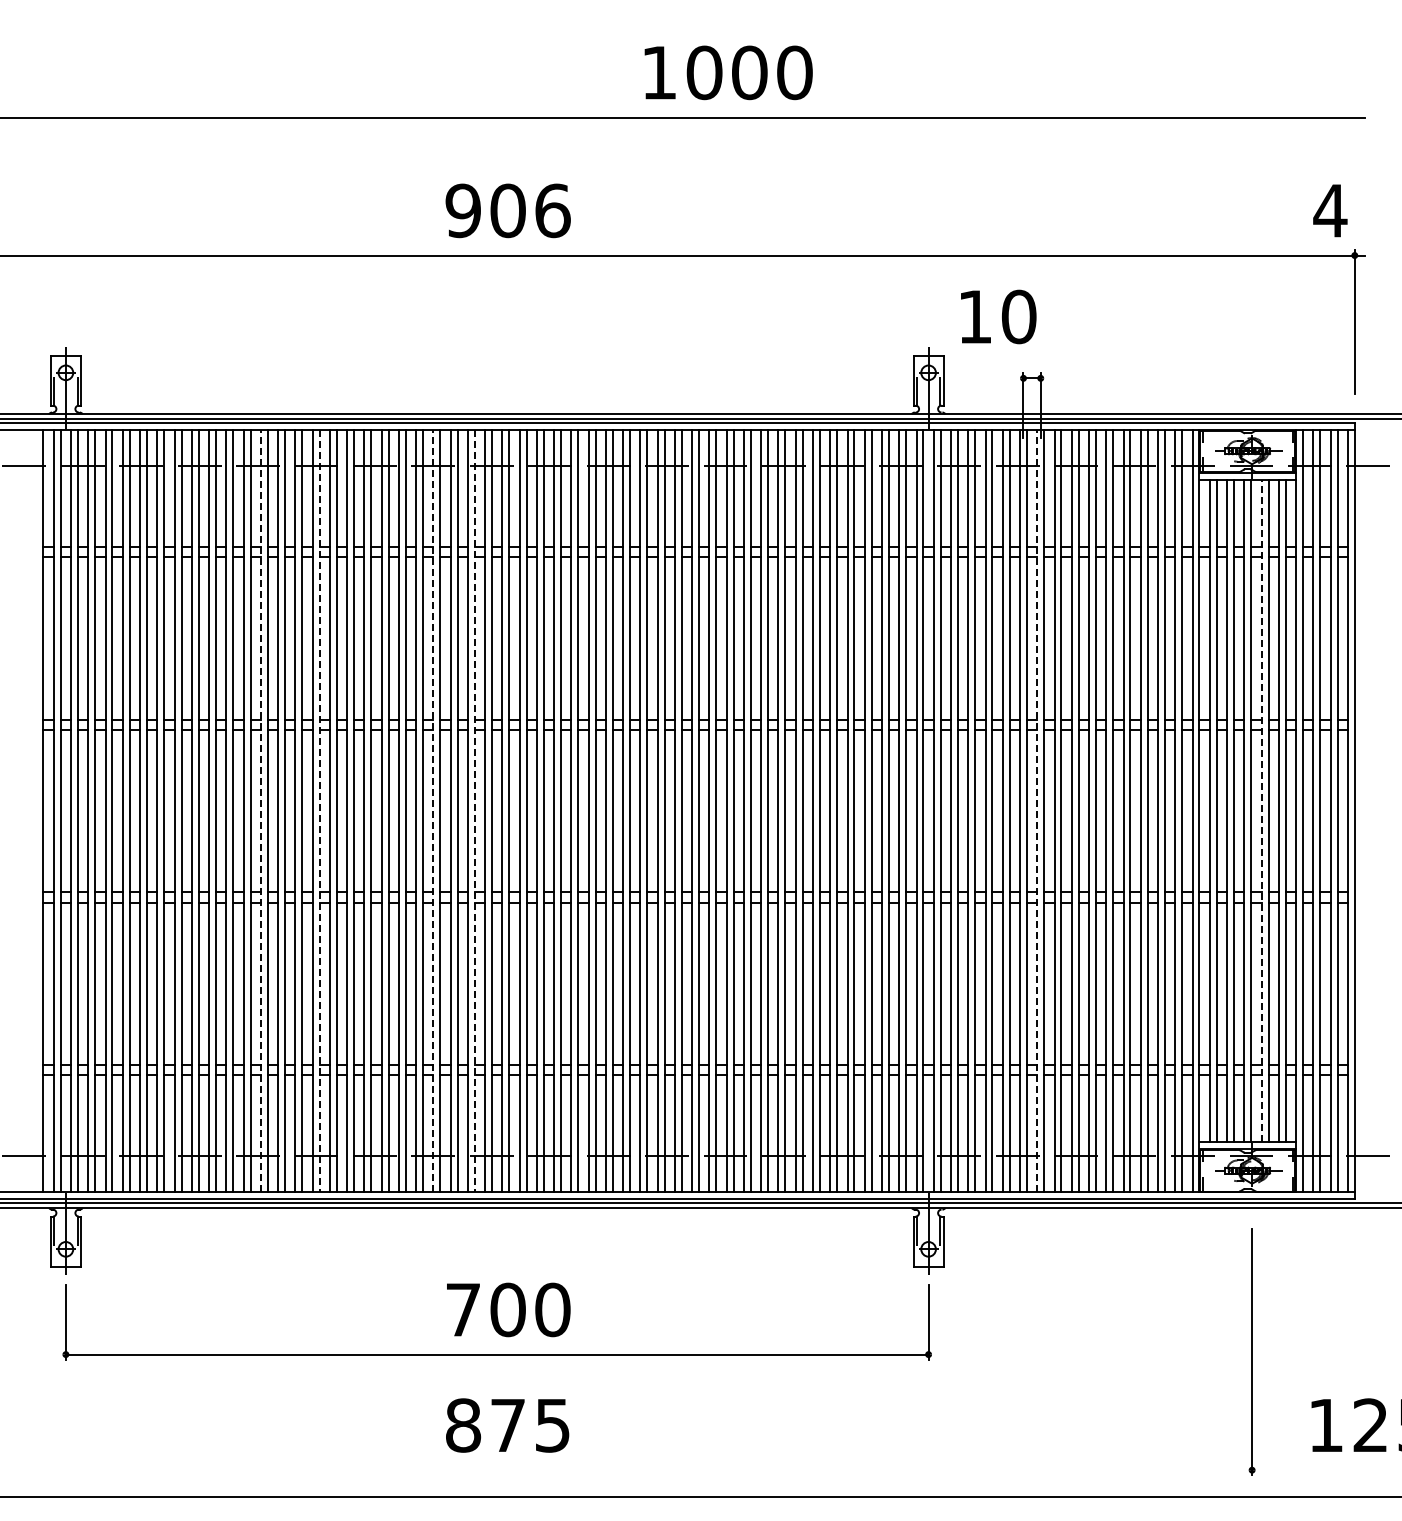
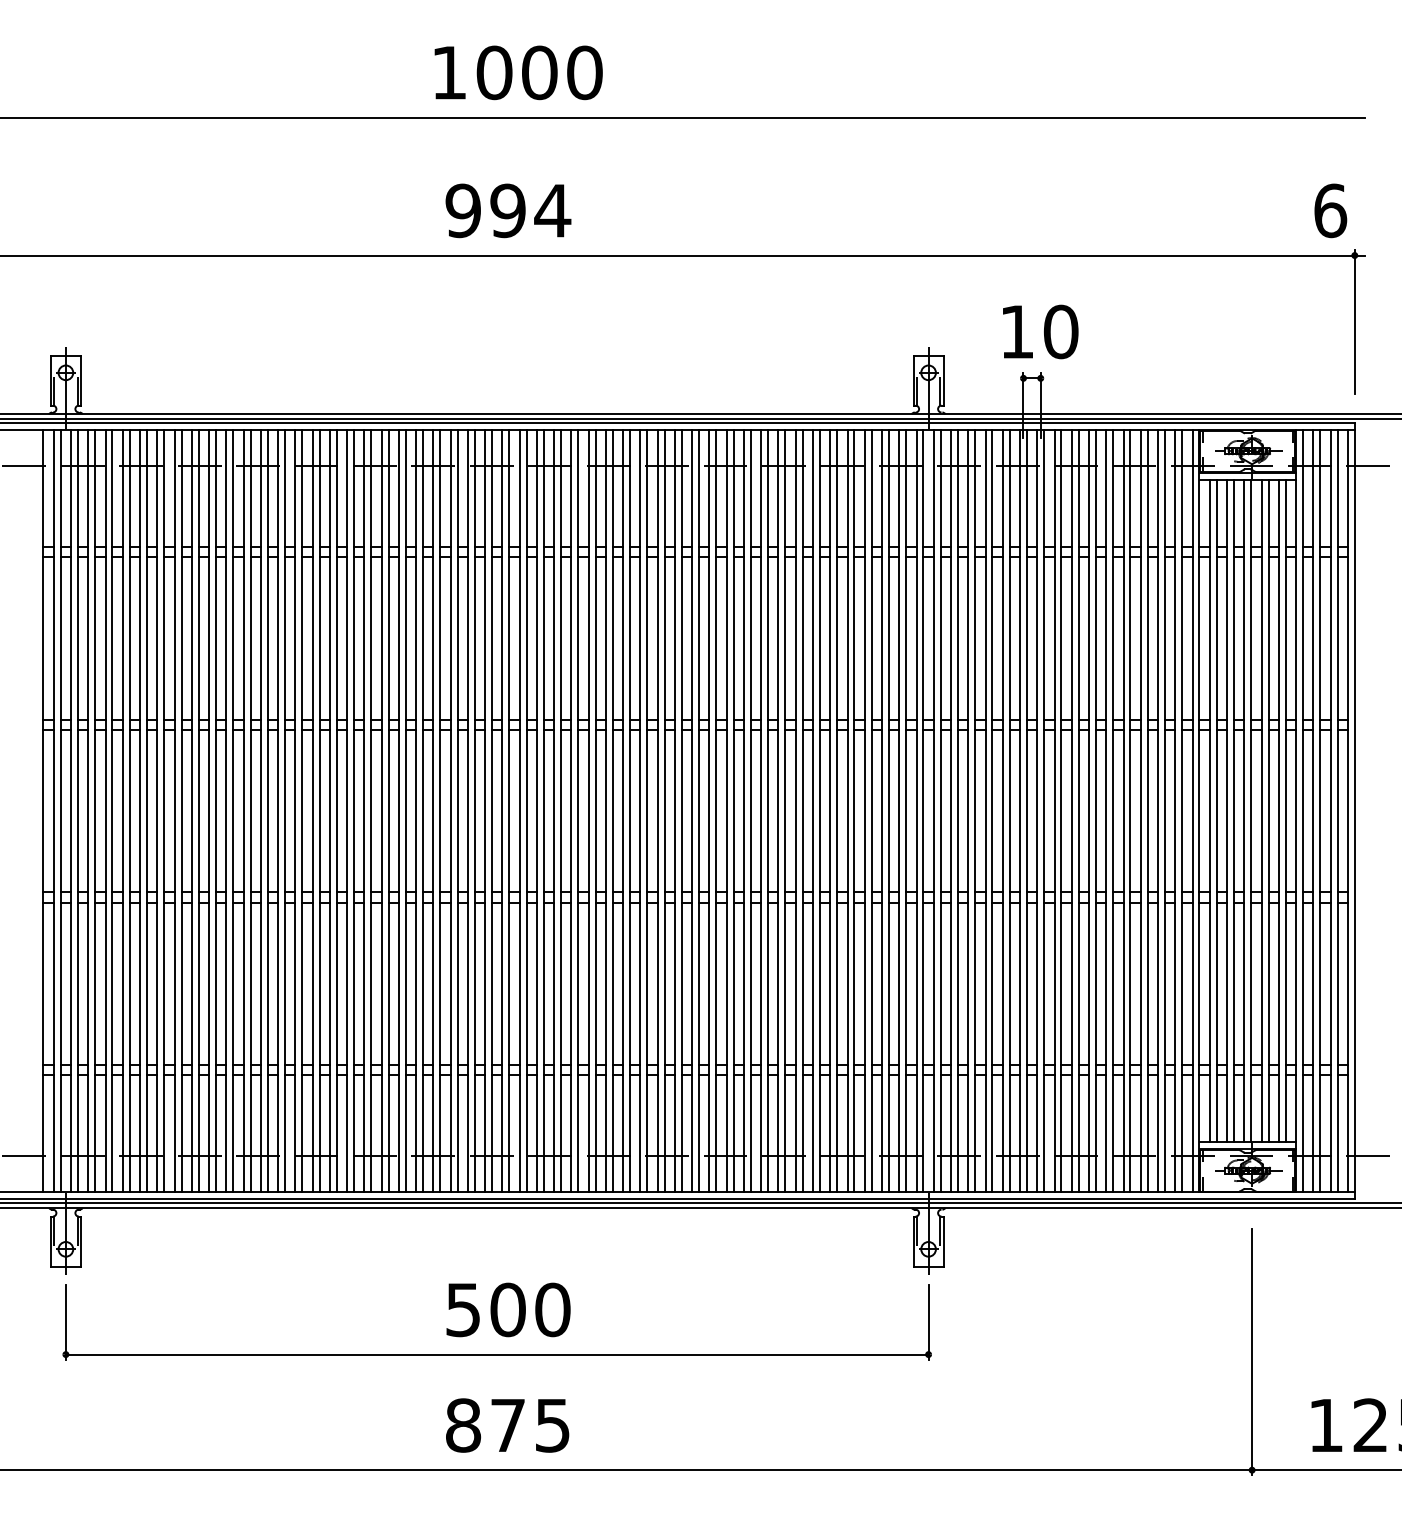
text position: (728, 72) -> (518, 72) (518, 72)
text: 906 -> 994 (530, 210)
text: 4 -> 6 (1330, 210)
text position: (998, 316) -> (1040, 331) (1040, 331)
line: dashed -> solid (260, 810)
line: dashed -> solid (433, 810)
line: dashed -> solid (1037, 810)
line: dashed -> solid (1261, 810)
line: dashed -> solid (319, 811)
line: dashed -> solid (474, 811)
text: 700 -> 500 (462, 1310)
line position: (700, 1497) -> (700, 1470) (700, 1470)
